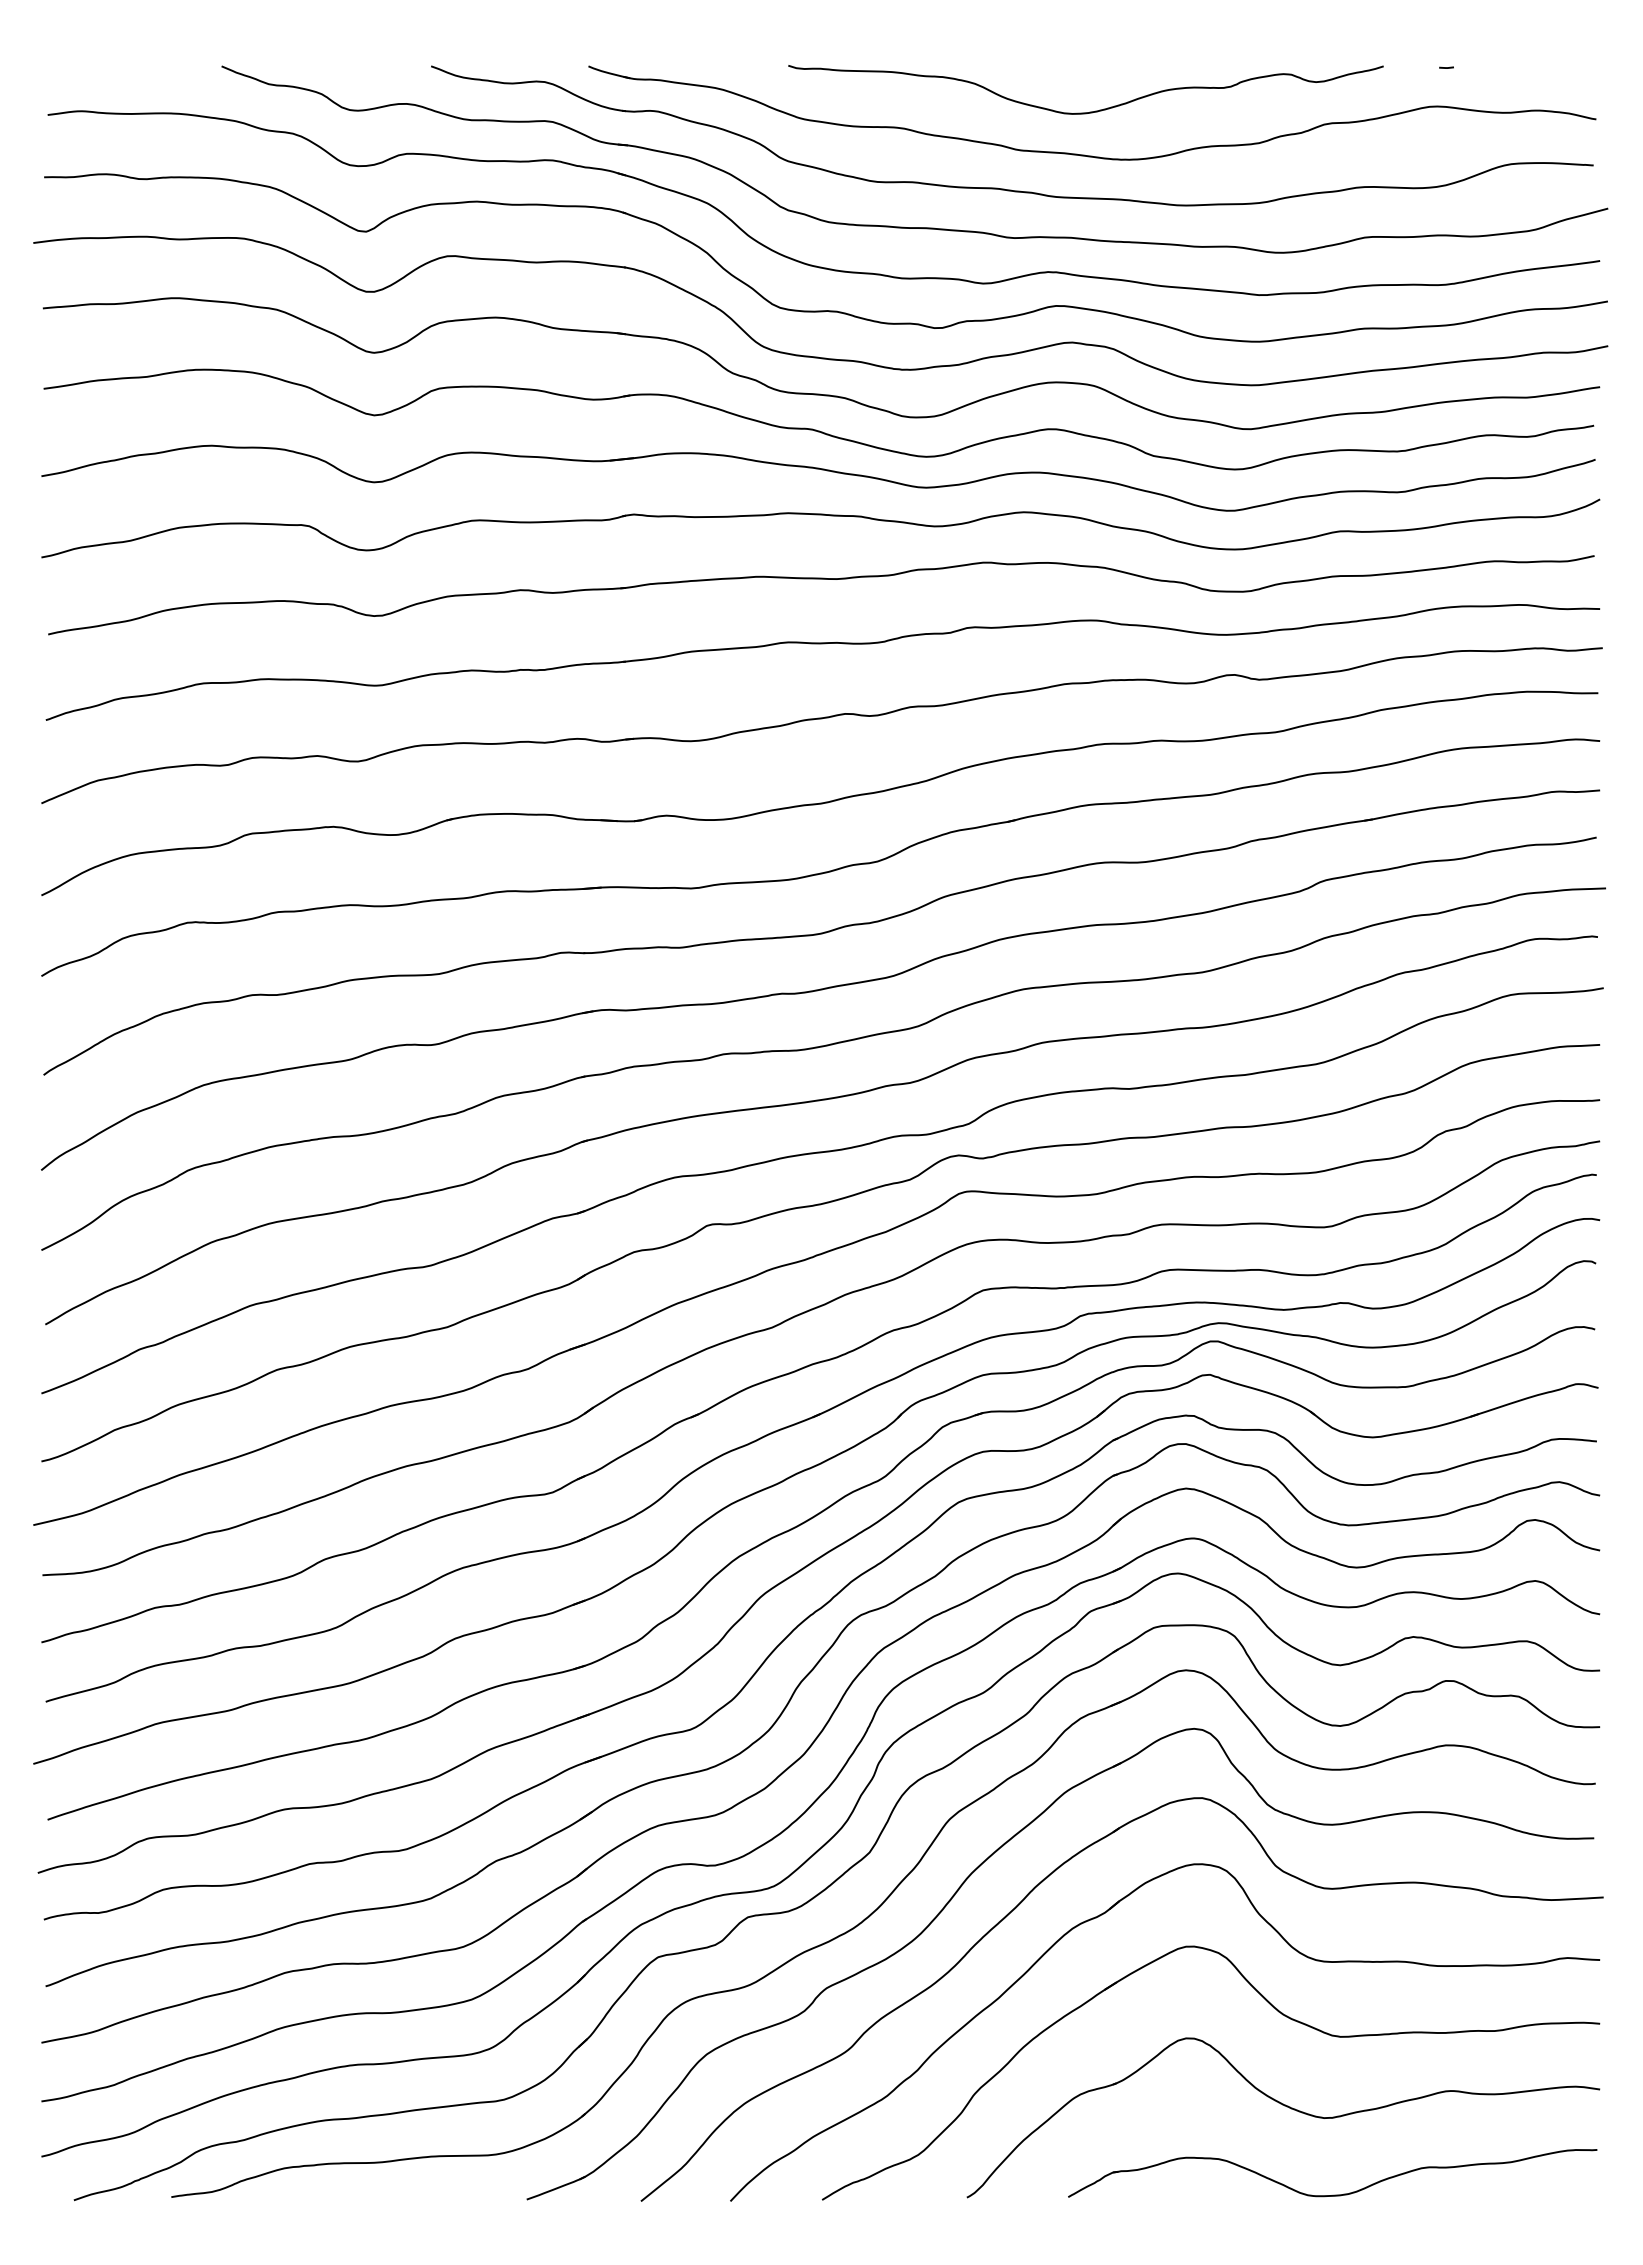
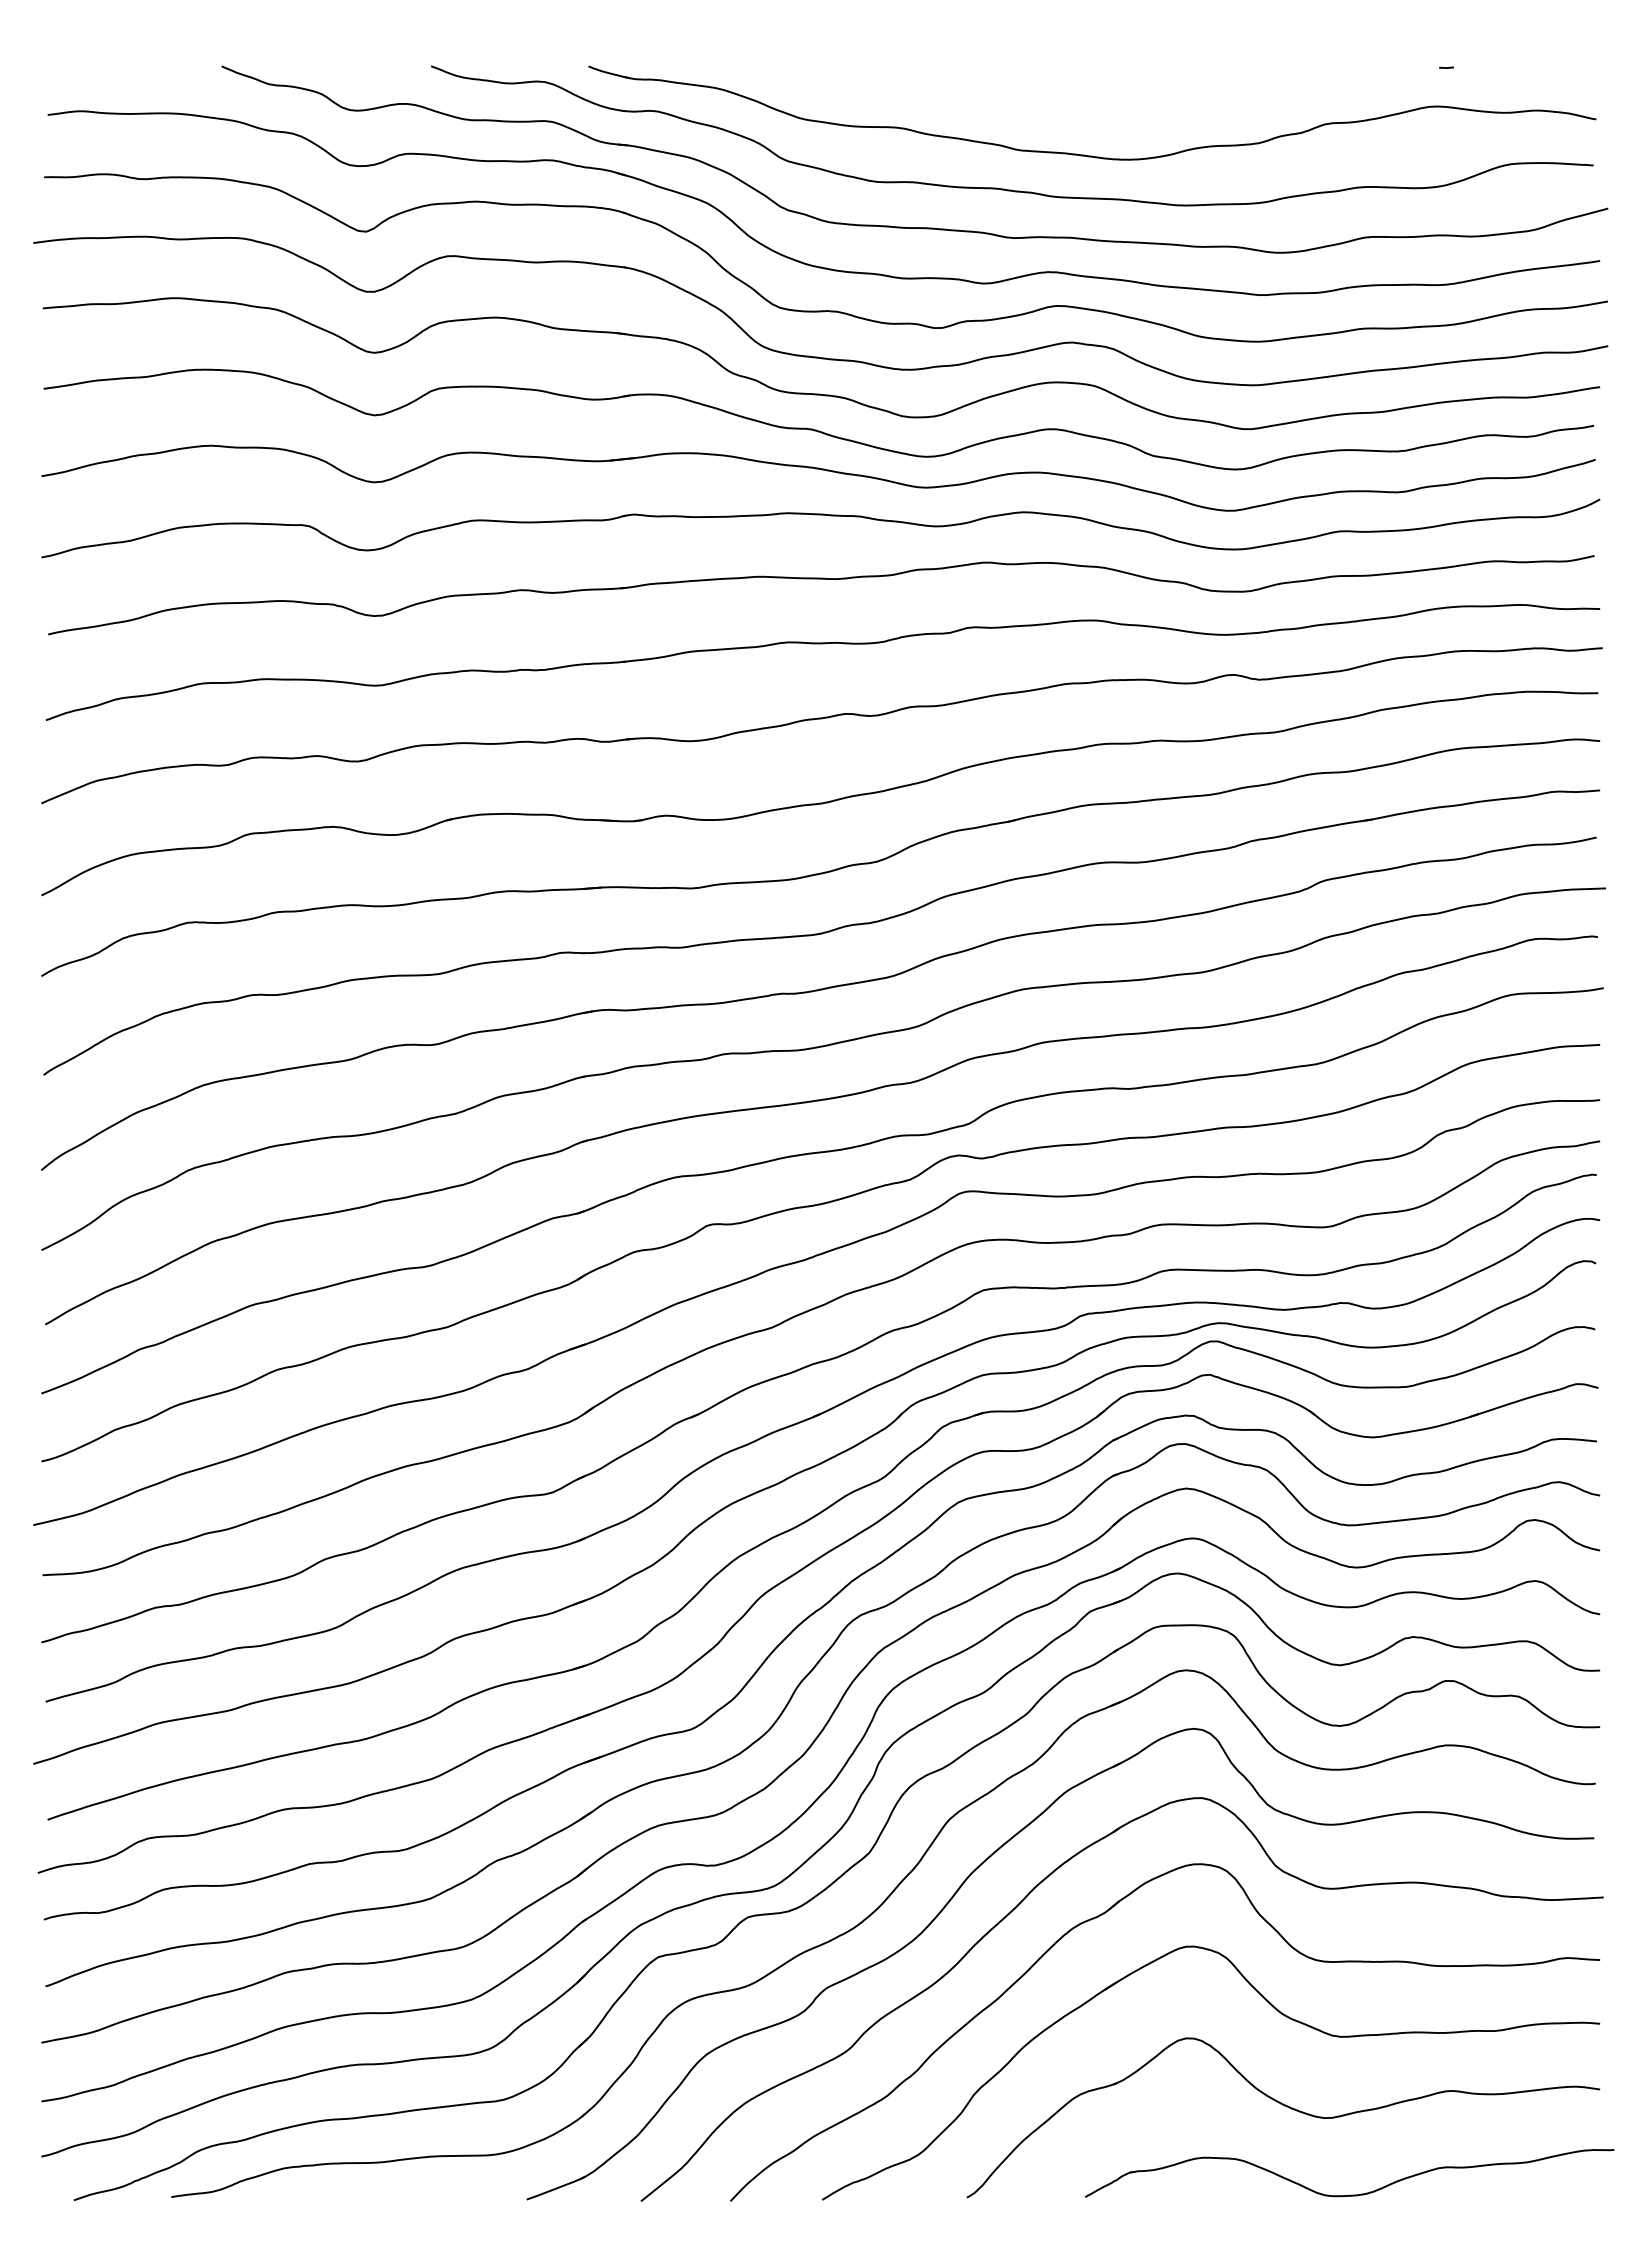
curve: present -> none (1089, 111)
part position: (1333, 2194) -> (1350, 2194) (1350, 2194)
